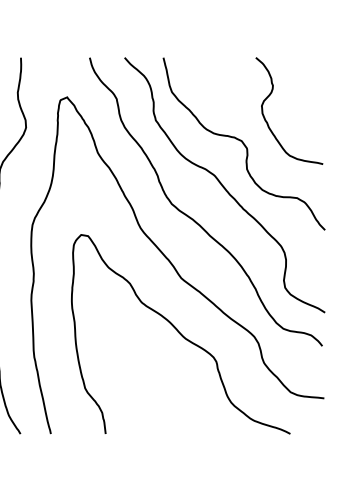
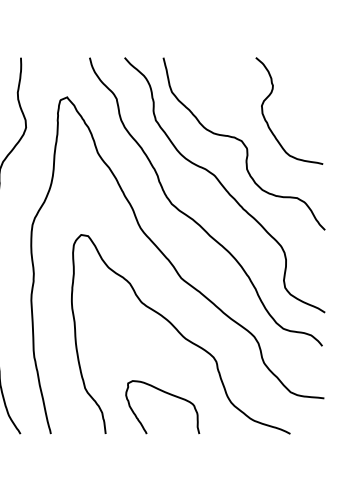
curve: none -> present (167, 394)
